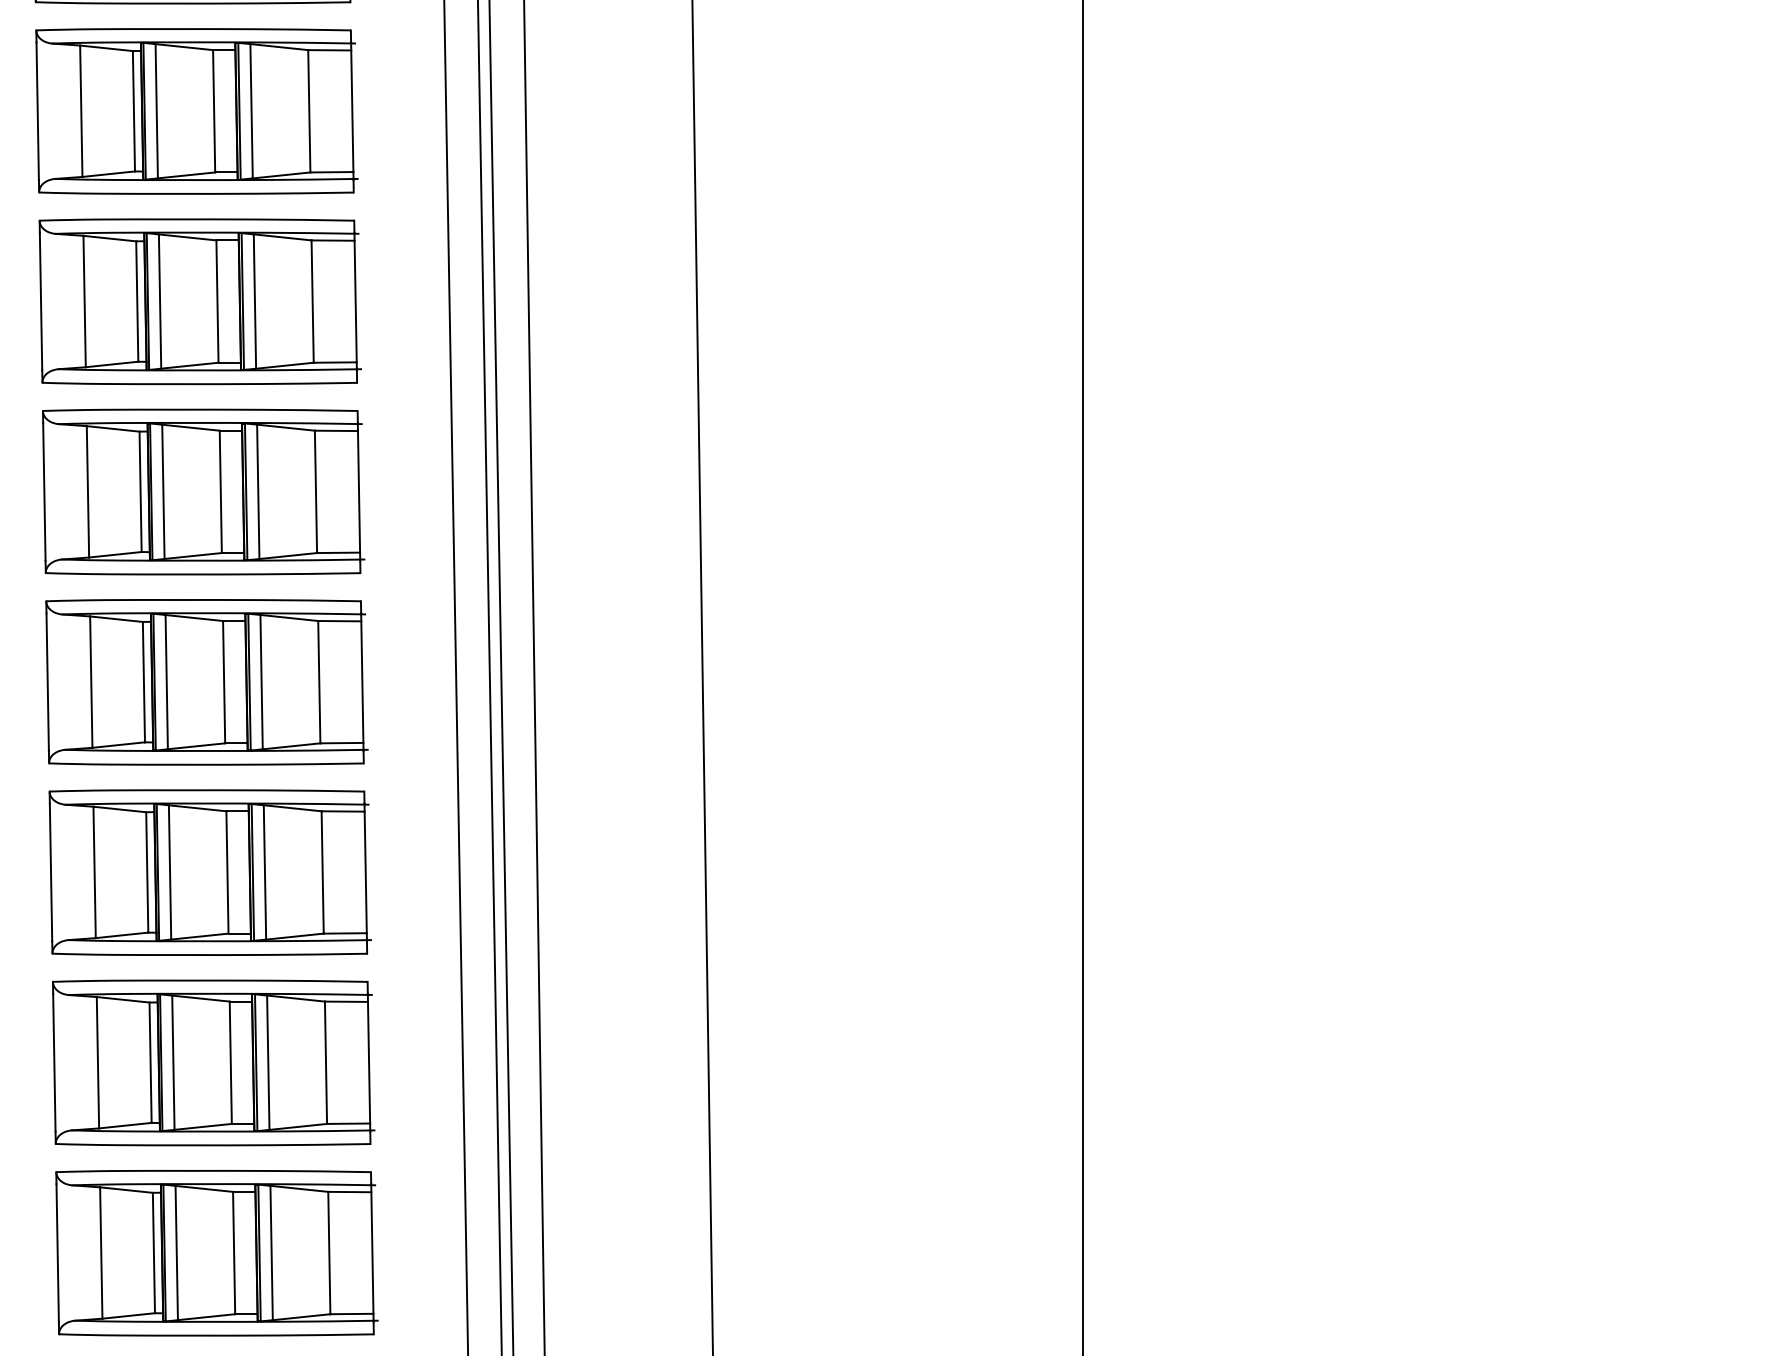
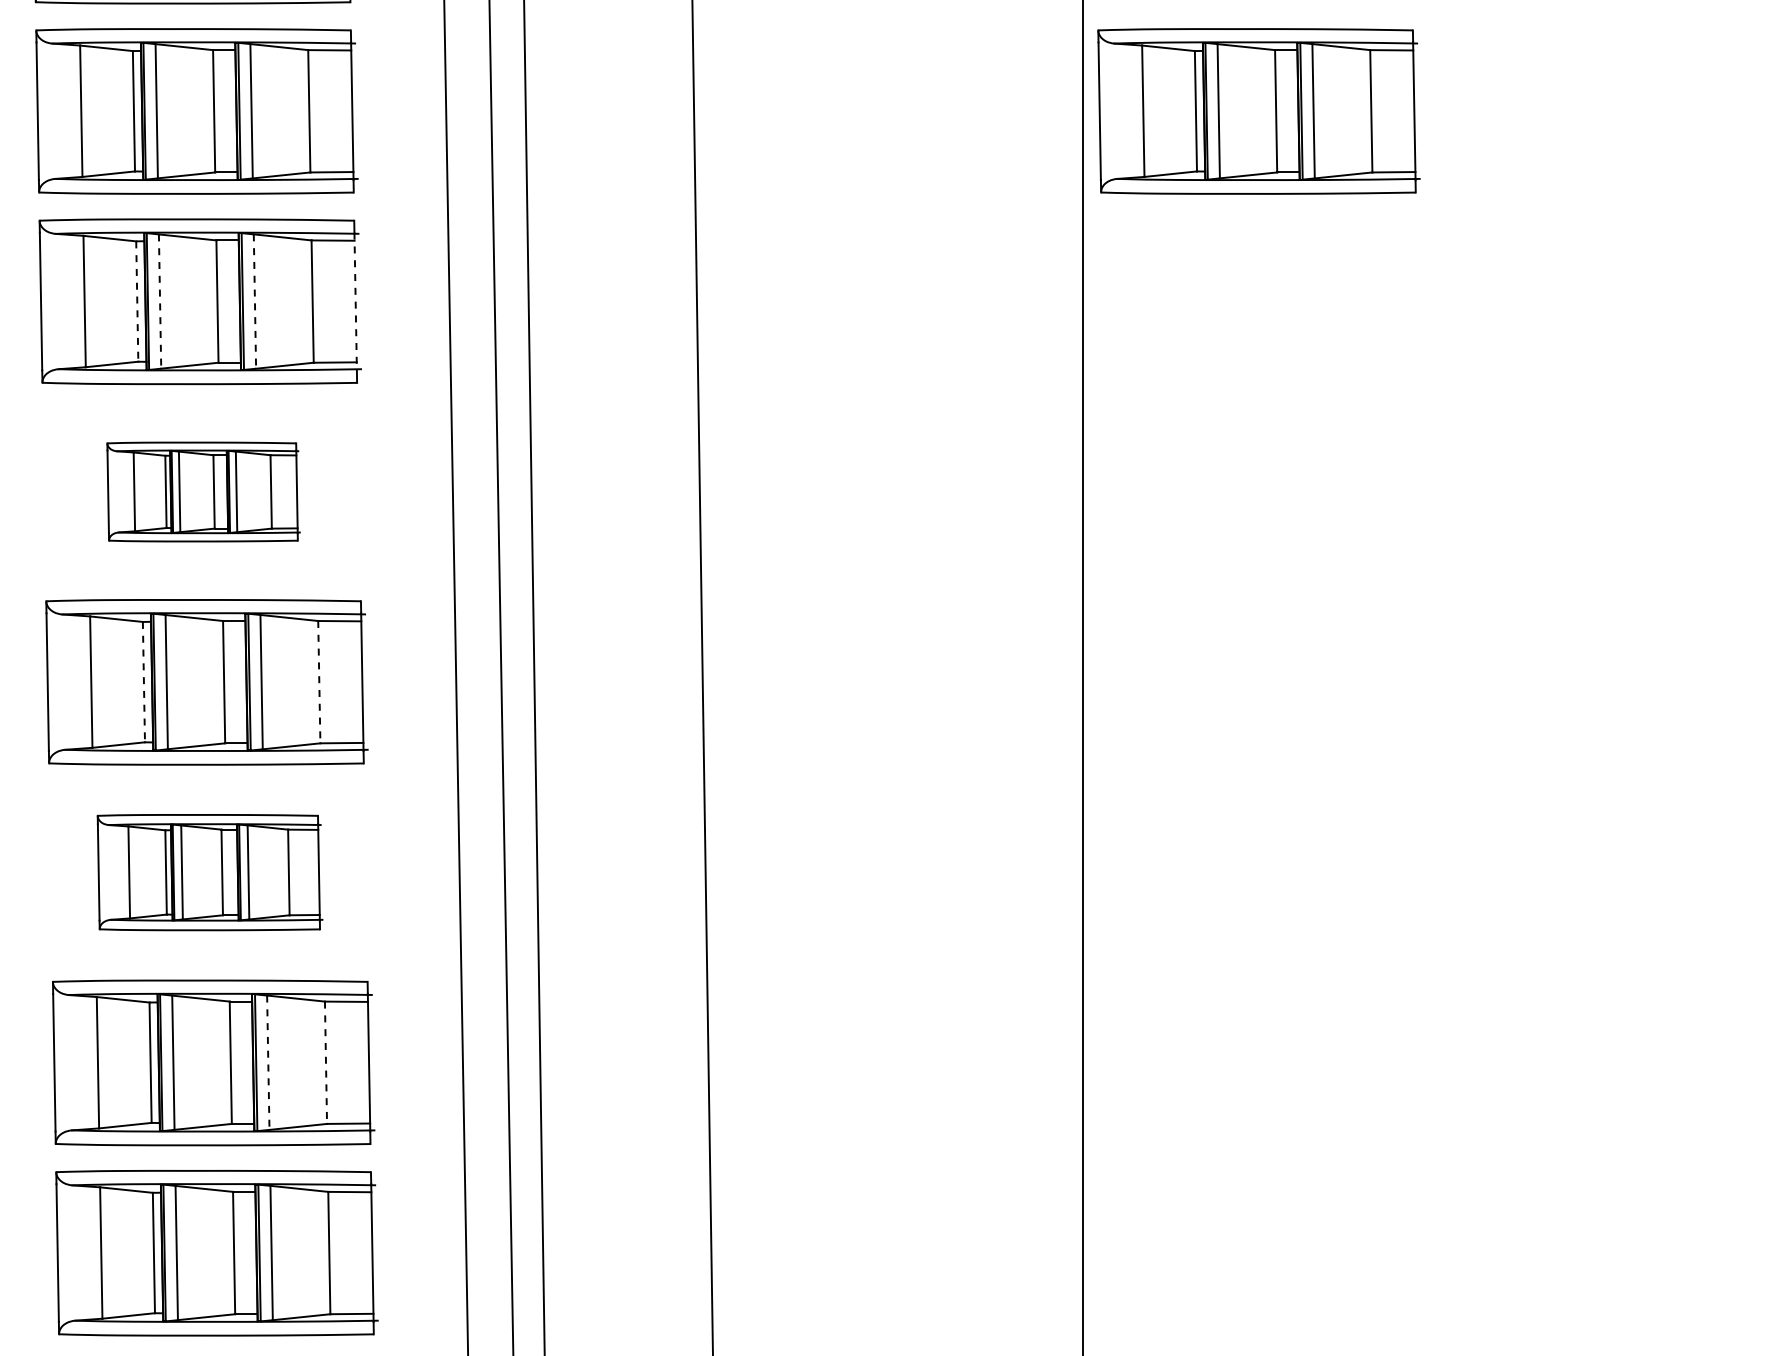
part: none -> present (1258, 111)
line: solid -> dashed (355, 301)
line: solid -> dashed (137, 302)
line: solid -> dashed (160, 302)
line: solid -> dashed (254, 302)
part size: 324x168 px -> 195x102 px (203, 491)
line: present -> none (489, 677)
line: solid -> dashed (143, 682)
line: solid -> dashed (319, 682)
part size: 324x167 px -> 228x118 px (209, 872)
line: solid -> dashed (268, 1063)
line: solid -> dashed (326, 1063)
